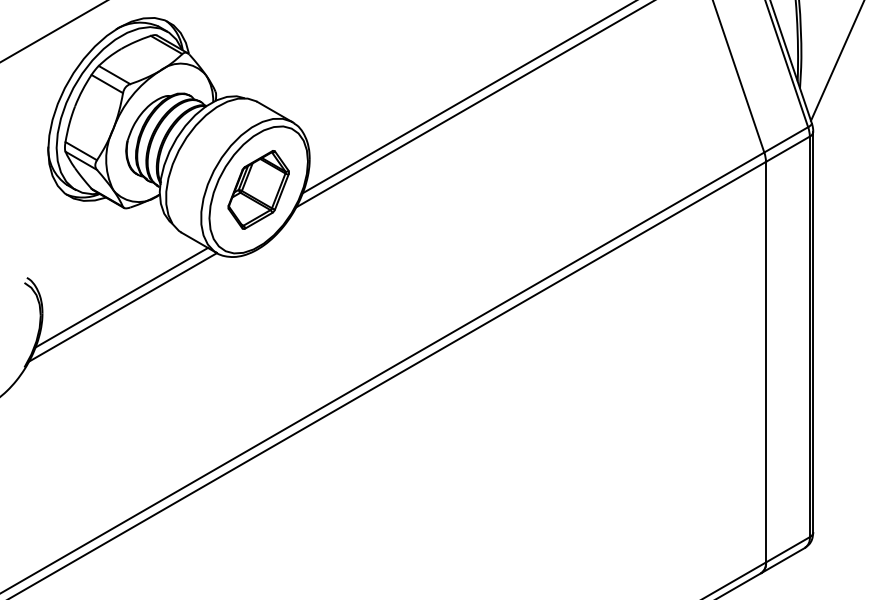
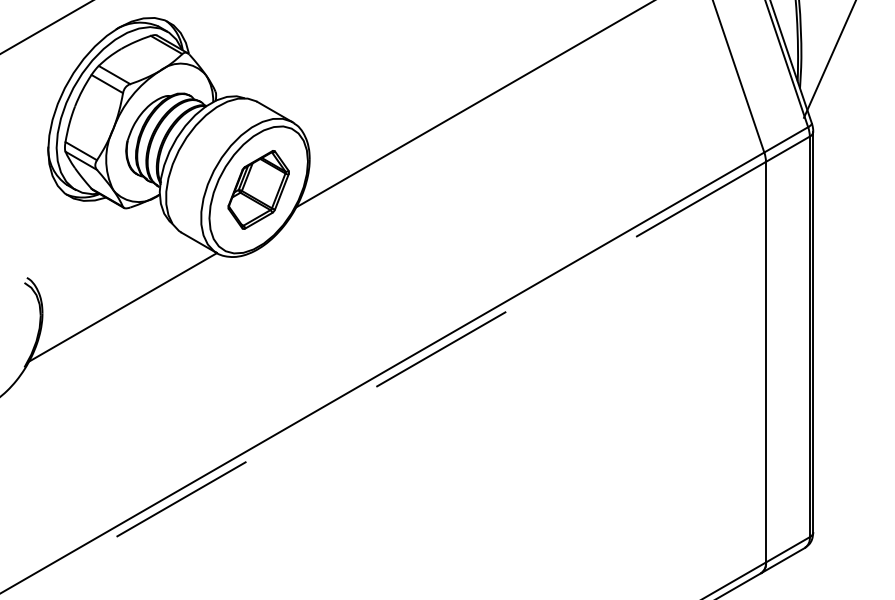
line position: (53, 31) -> (46, 27) (46, 27)
line position: (837, 61) -> (829, 59) (829, 59)
line: present -> none (468, 97)
line: present -> none (121, 297)
line: solid -> dashed (386, 380)
